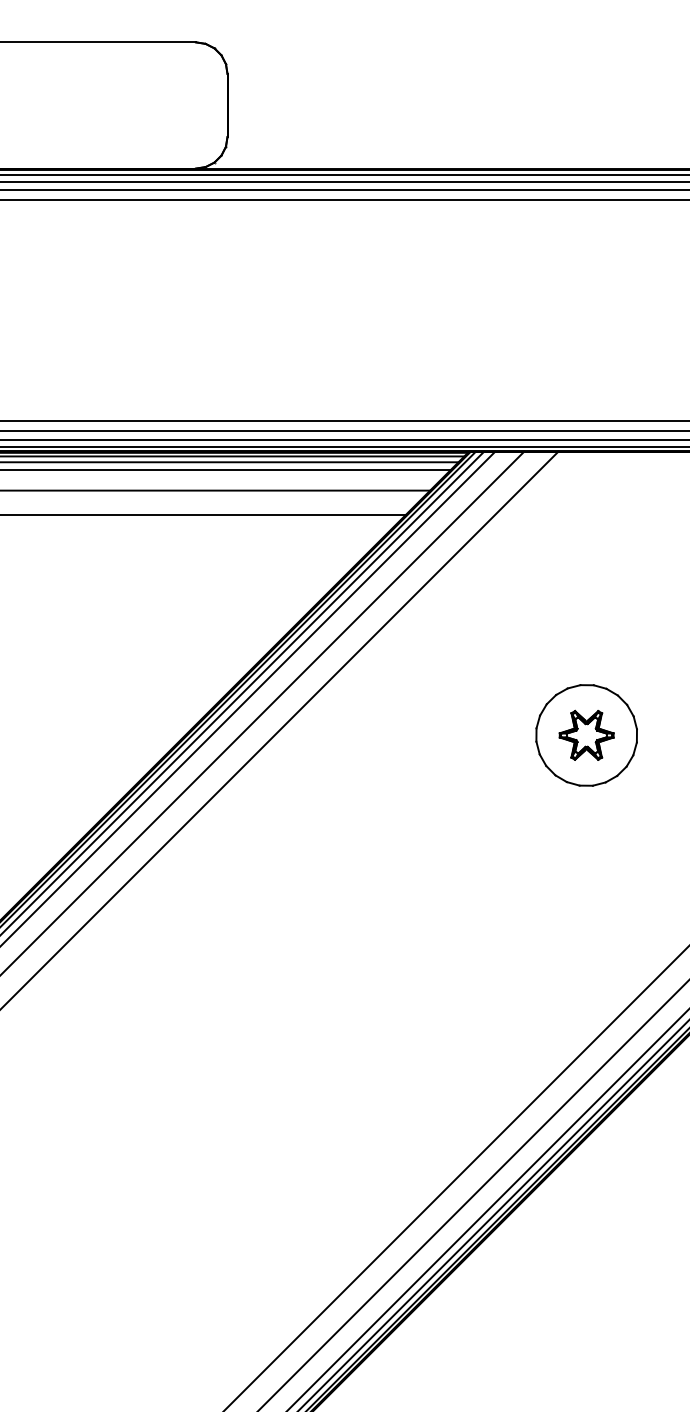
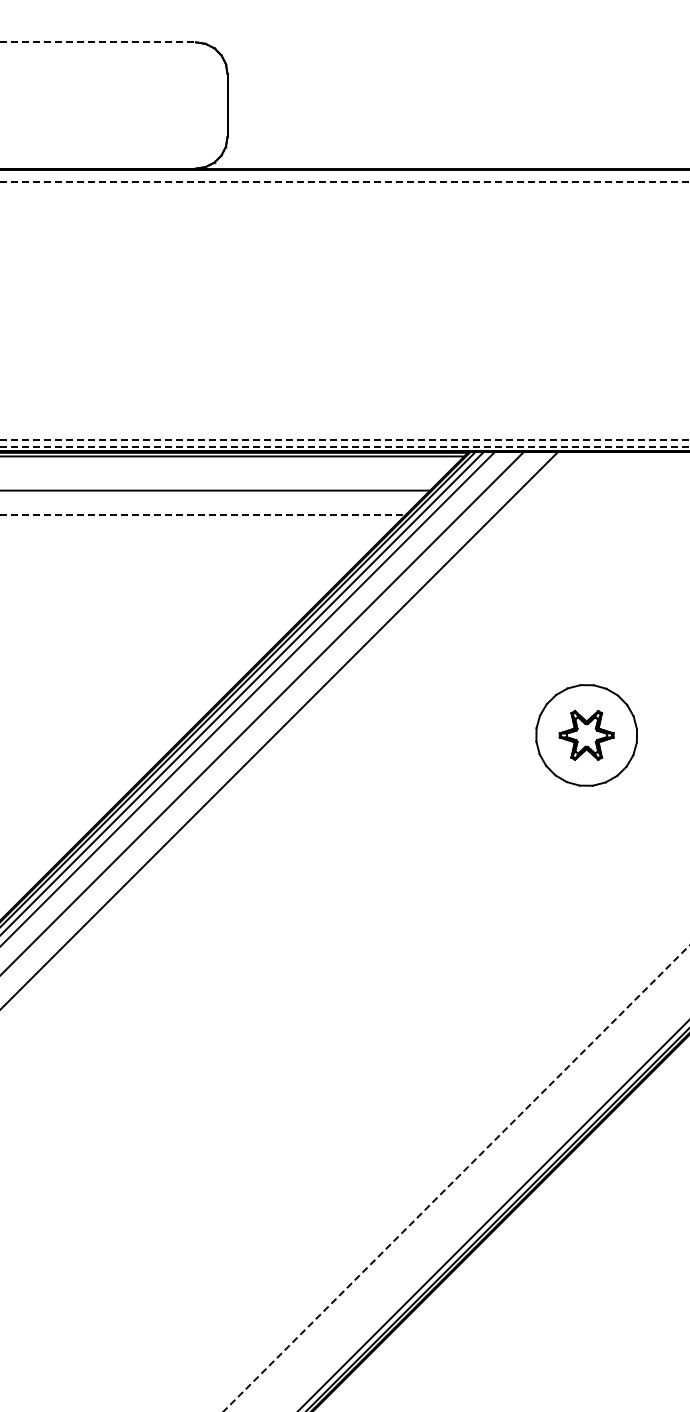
line: solid -> dashed (98, 42)
line: present -> none (344, 174)
line: solid -> dashed (344, 181)
line: present -> none (344, 190)
line: present -> none (344, 200)
line: present -> none (344, 421)
line: present -> none (344, 430)
line: solid -> dashed (344, 439)
line: solid -> dashed (344, 446)
line: present -> none (230, 462)
line: present -> none (226, 470)
line: solid -> dashed (203, 514)
line: solid -> dashed (456, 1178)
line: present -> none (473, 1195)
line: present -> none (487, 1209)
